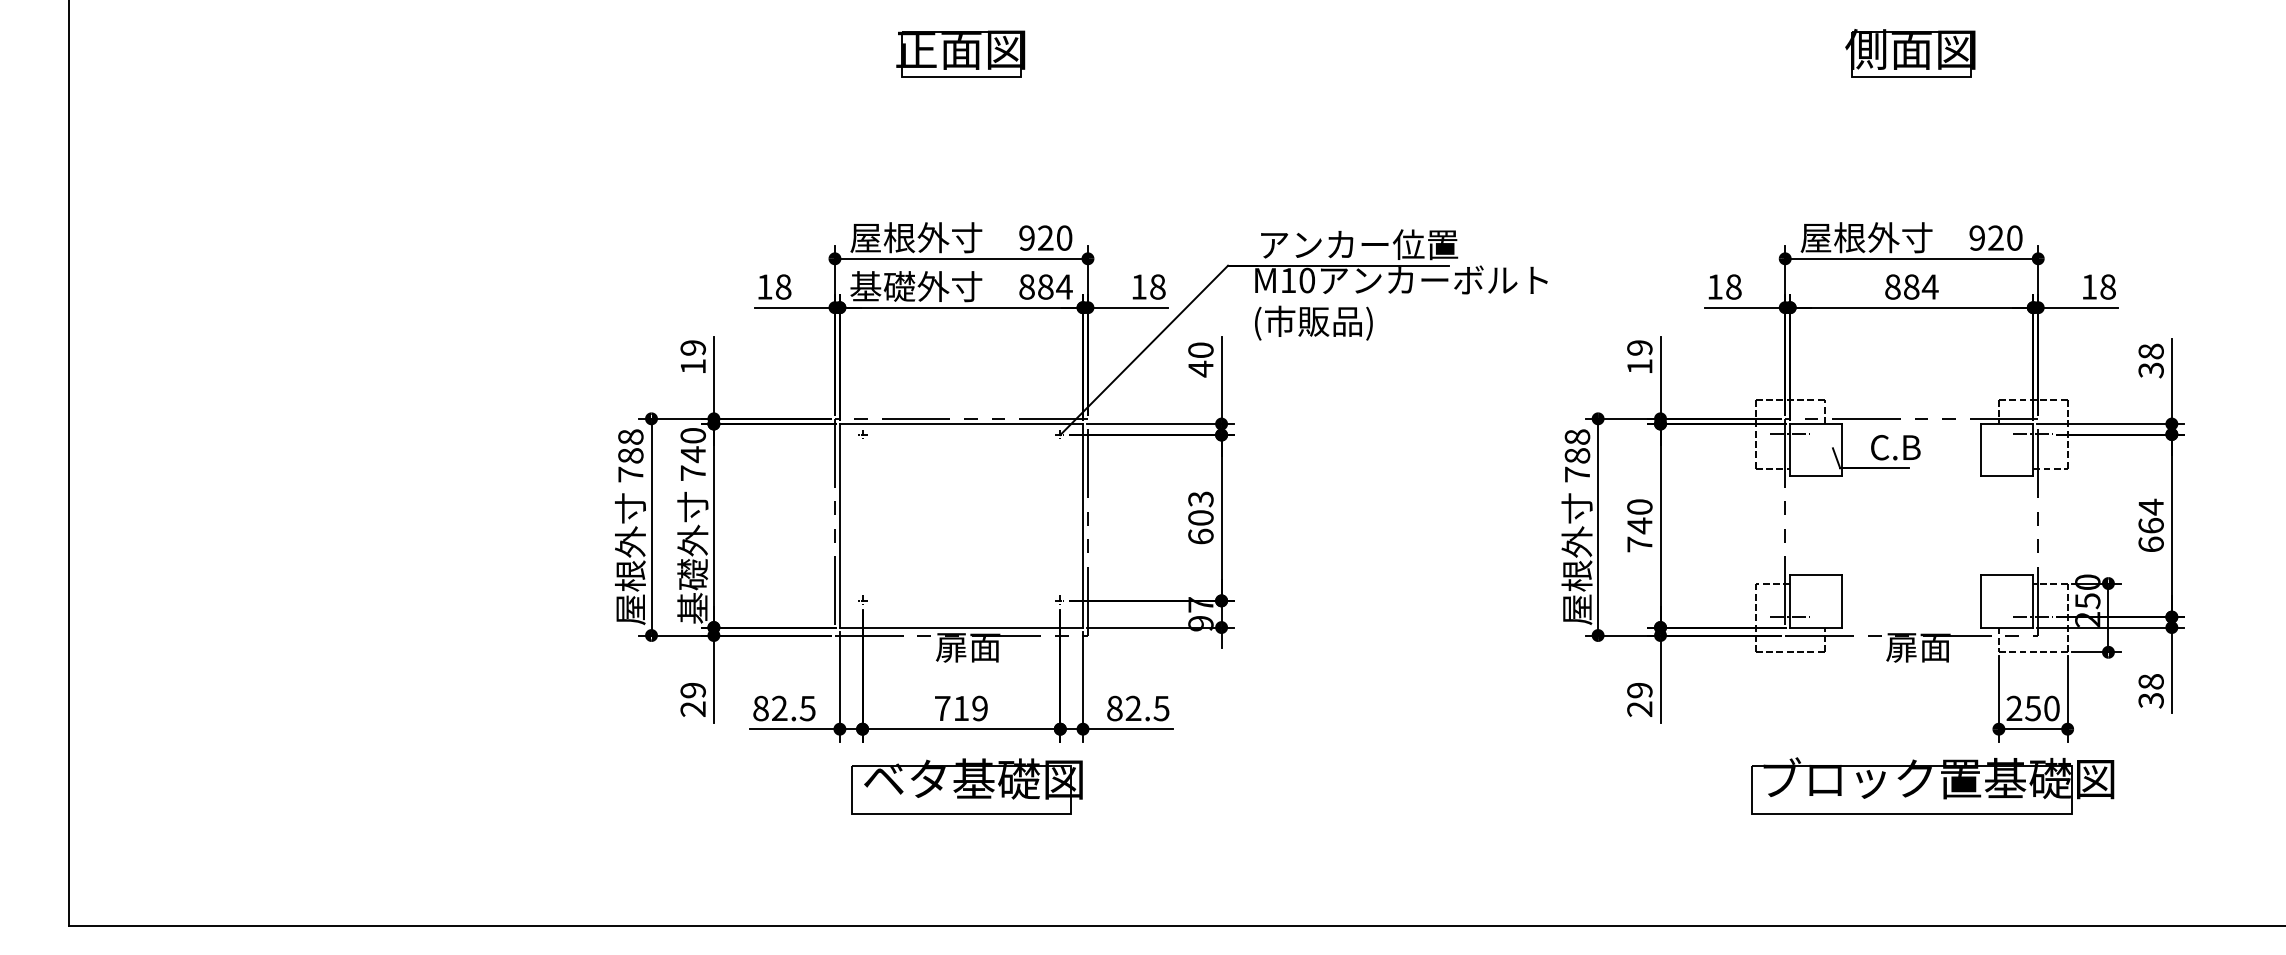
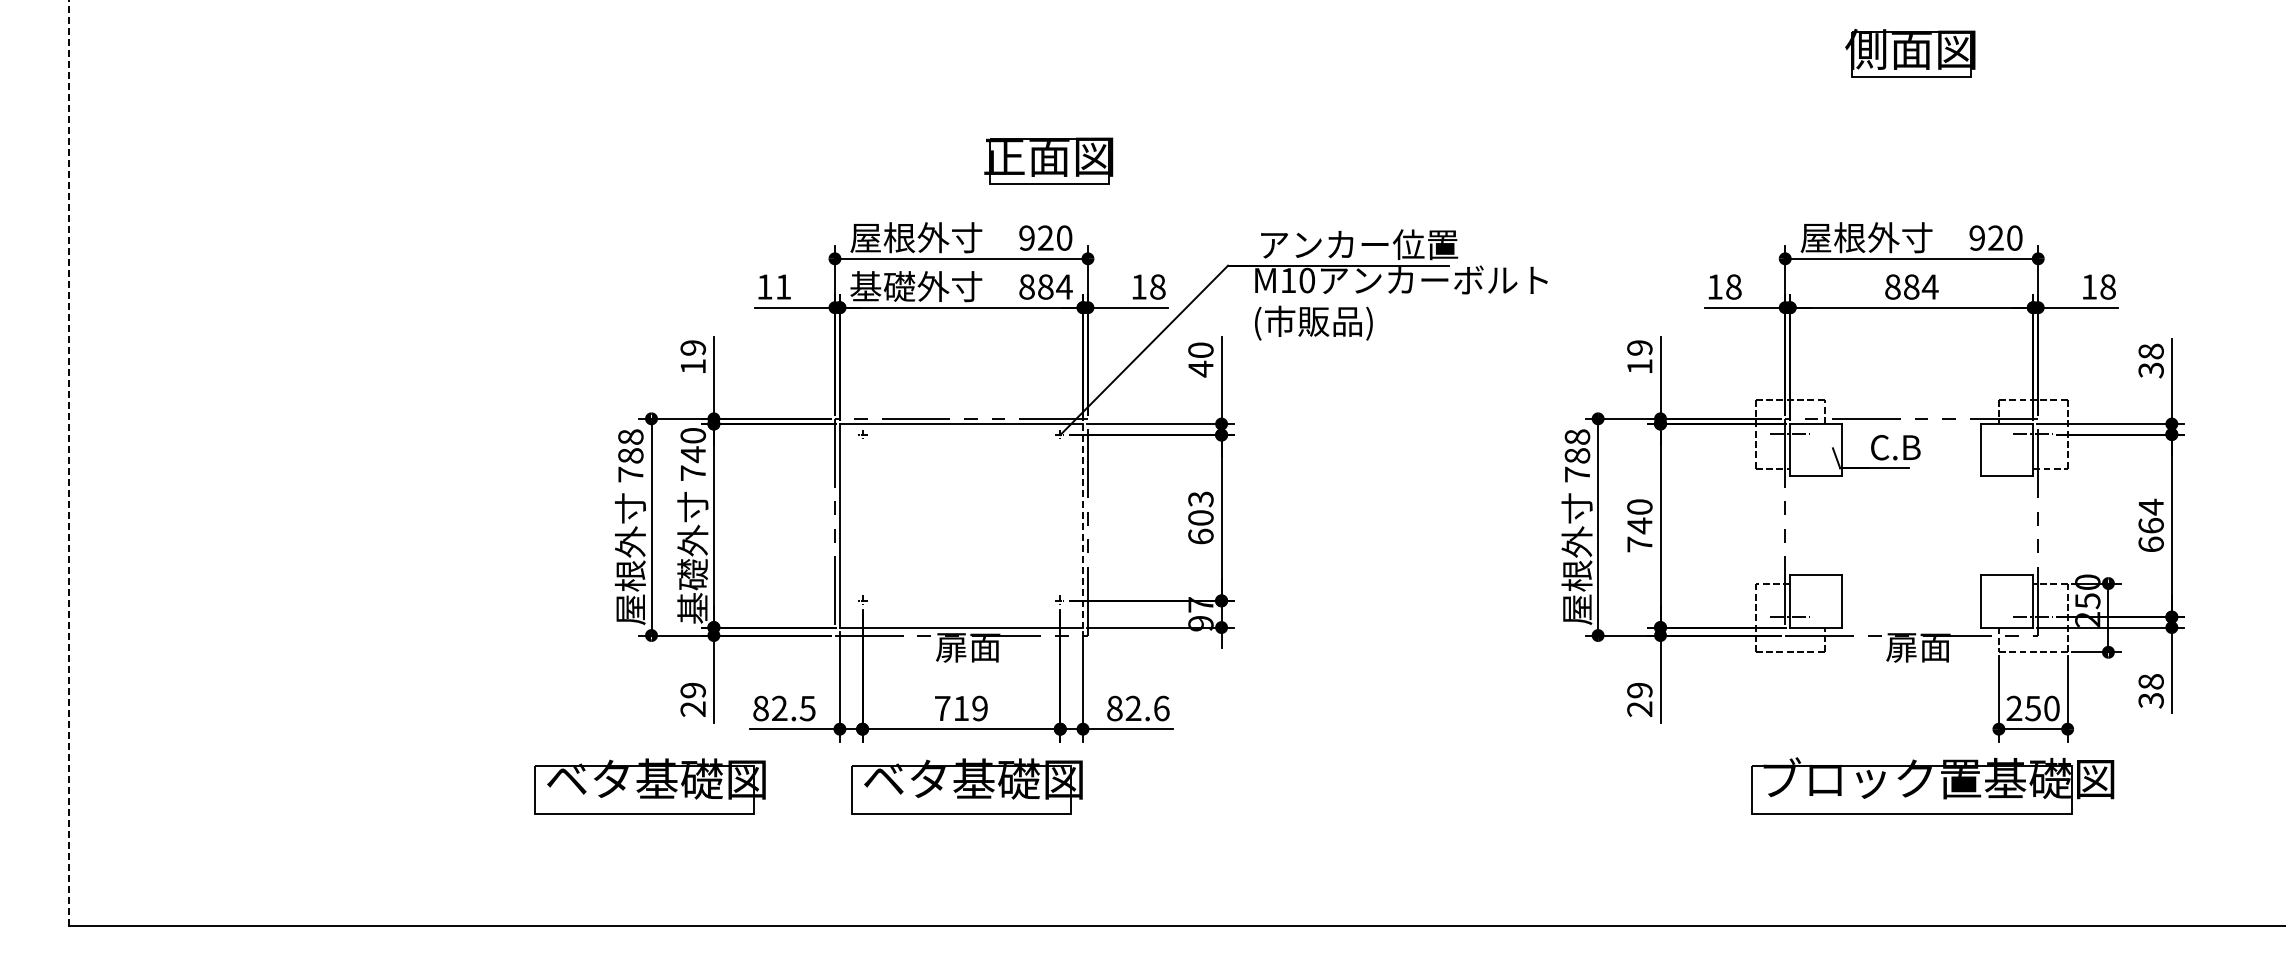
part position: (960, 53) -> (1048, 160) (1048, 160)
text: 18 -> 11 (783, 286)
line: solid -> dashed (68, 463)
line: solid -> dashed (1083, 525)
text: 82.5 -> 82.6 (1161, 708)
part: none -> present (649, 786)
